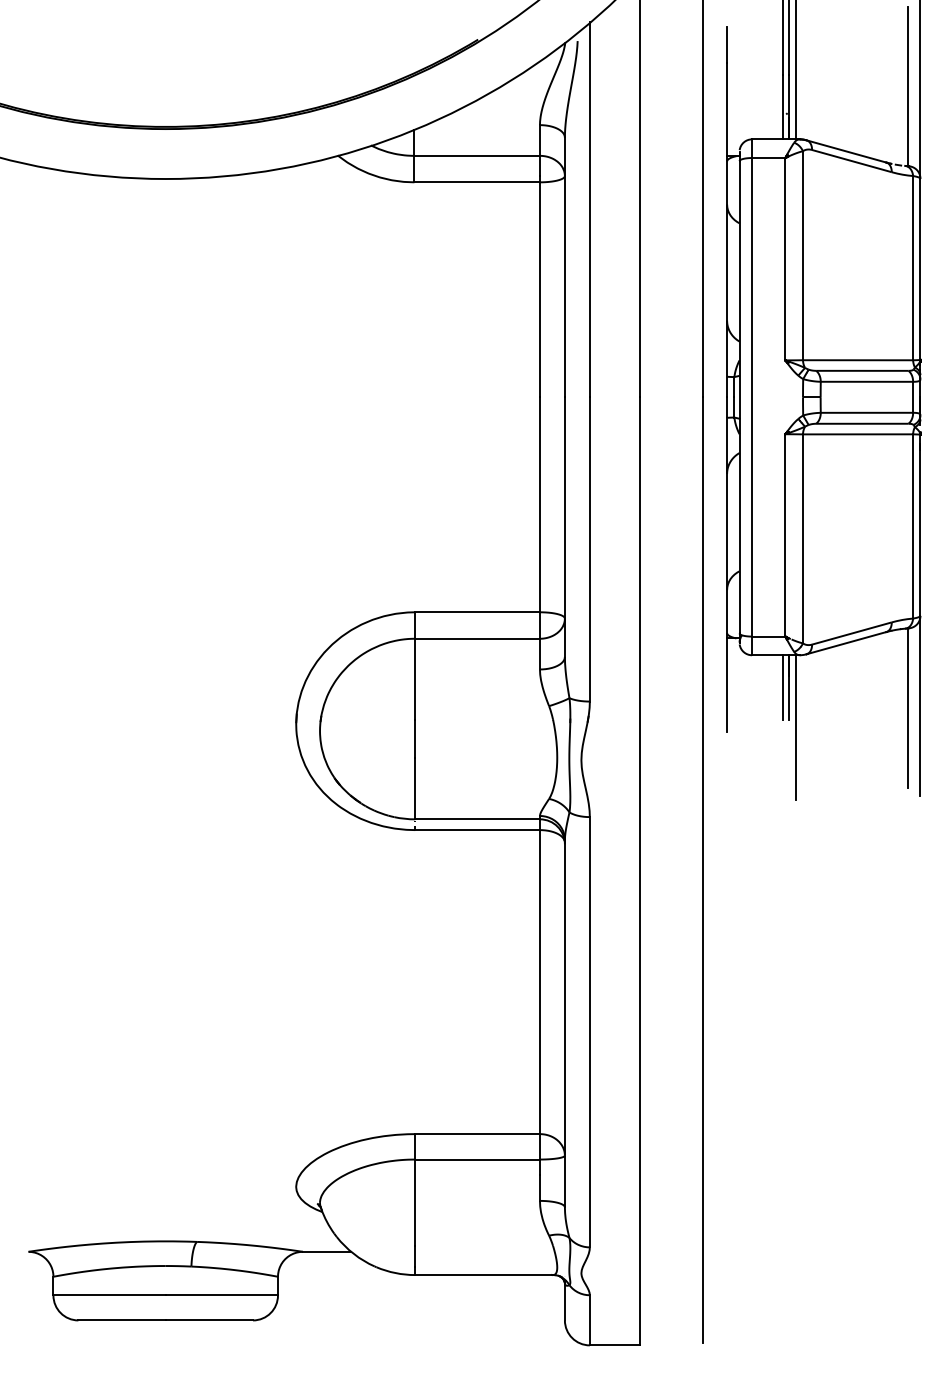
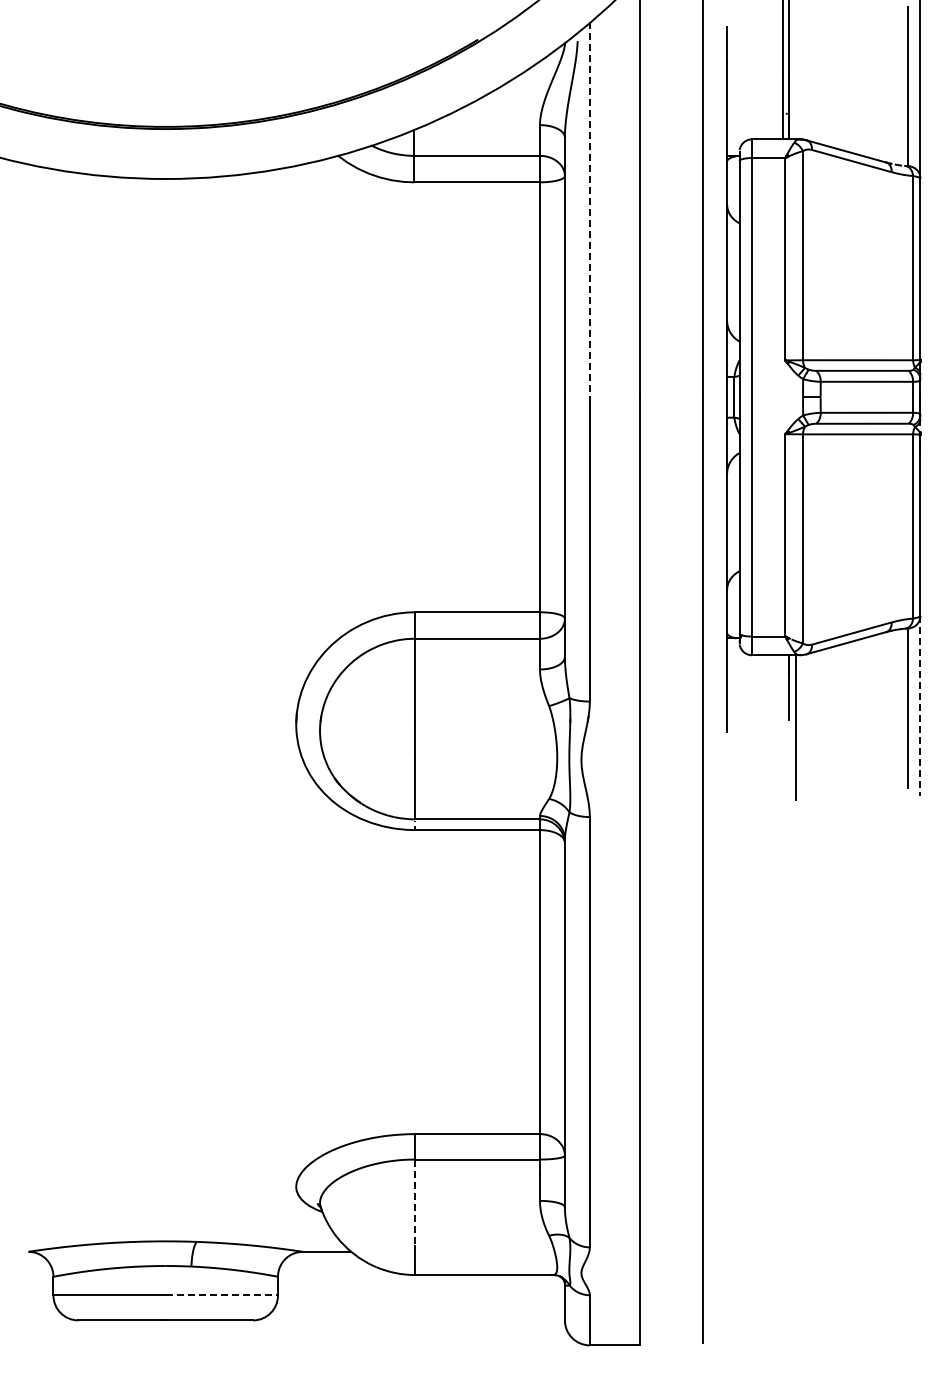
line: present -> none (795, 70)
line: solid -> dashed (589, 210)
line: present -> none (783, 687)
line: solid -> dashed (920, 706)
line: solid -> dashed (415, 1203)
line: solid -> dashed (222, 1295)
